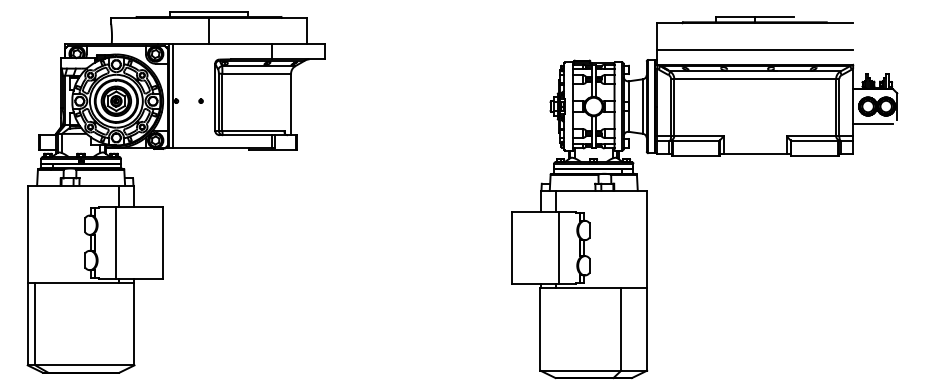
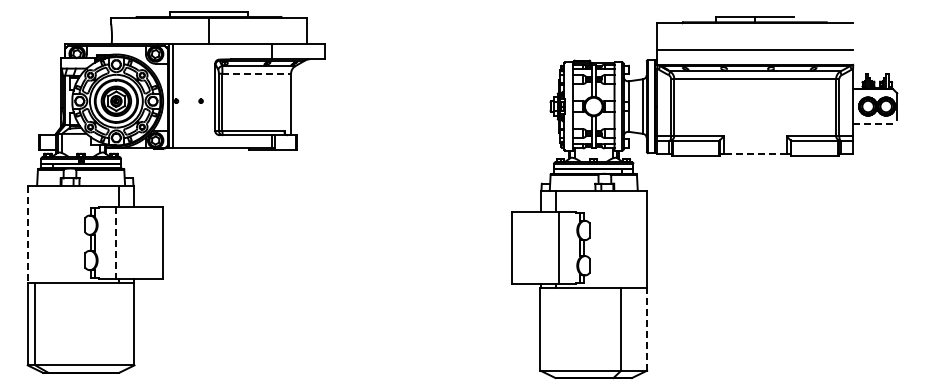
line: solid -> dashed (257, 73)
line: solid -> dashed (872, 124)
line: solid -> dashed (755, 153)
line: solid -> dashed (28, 234)
line: solid -> dashed (116, 242)
line: solid -> dashed (647, 328)
